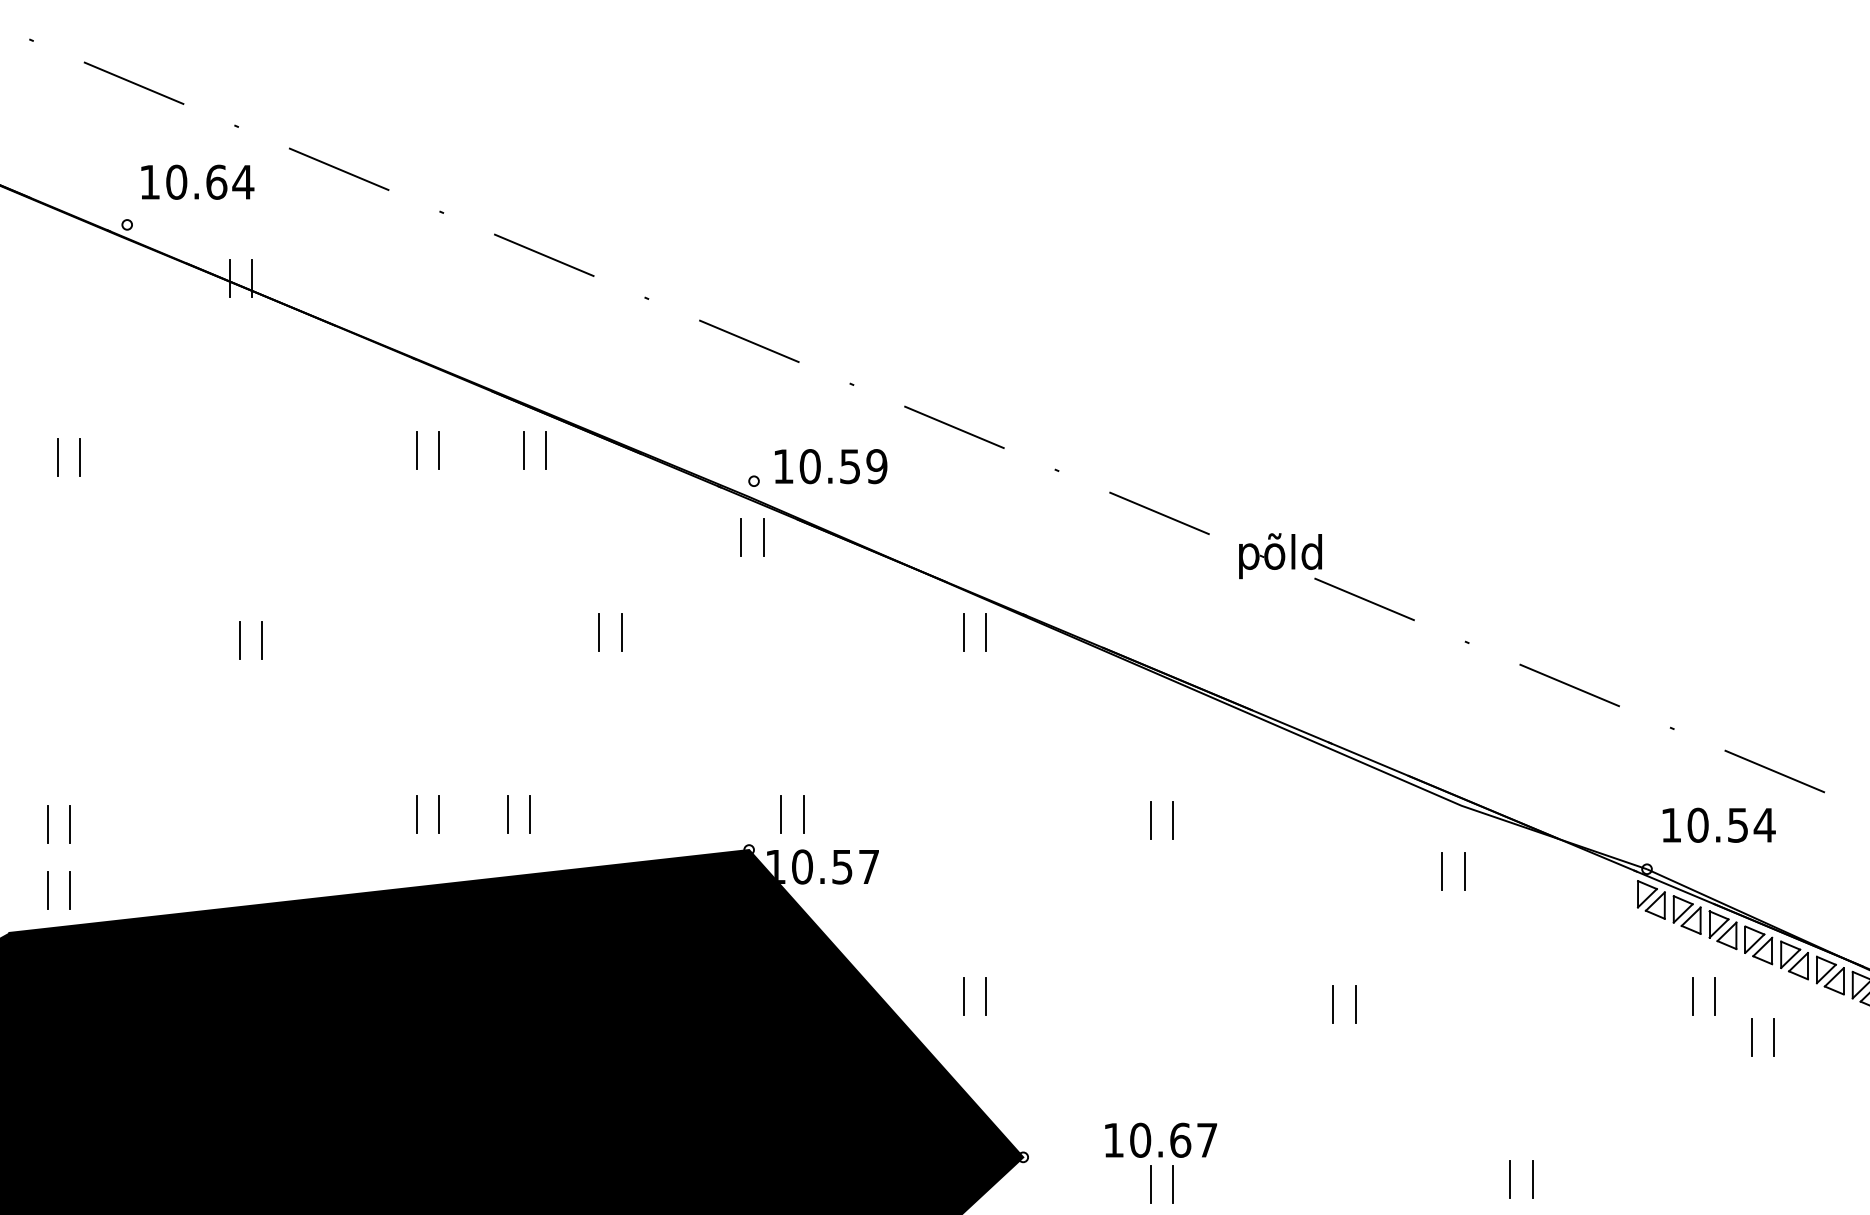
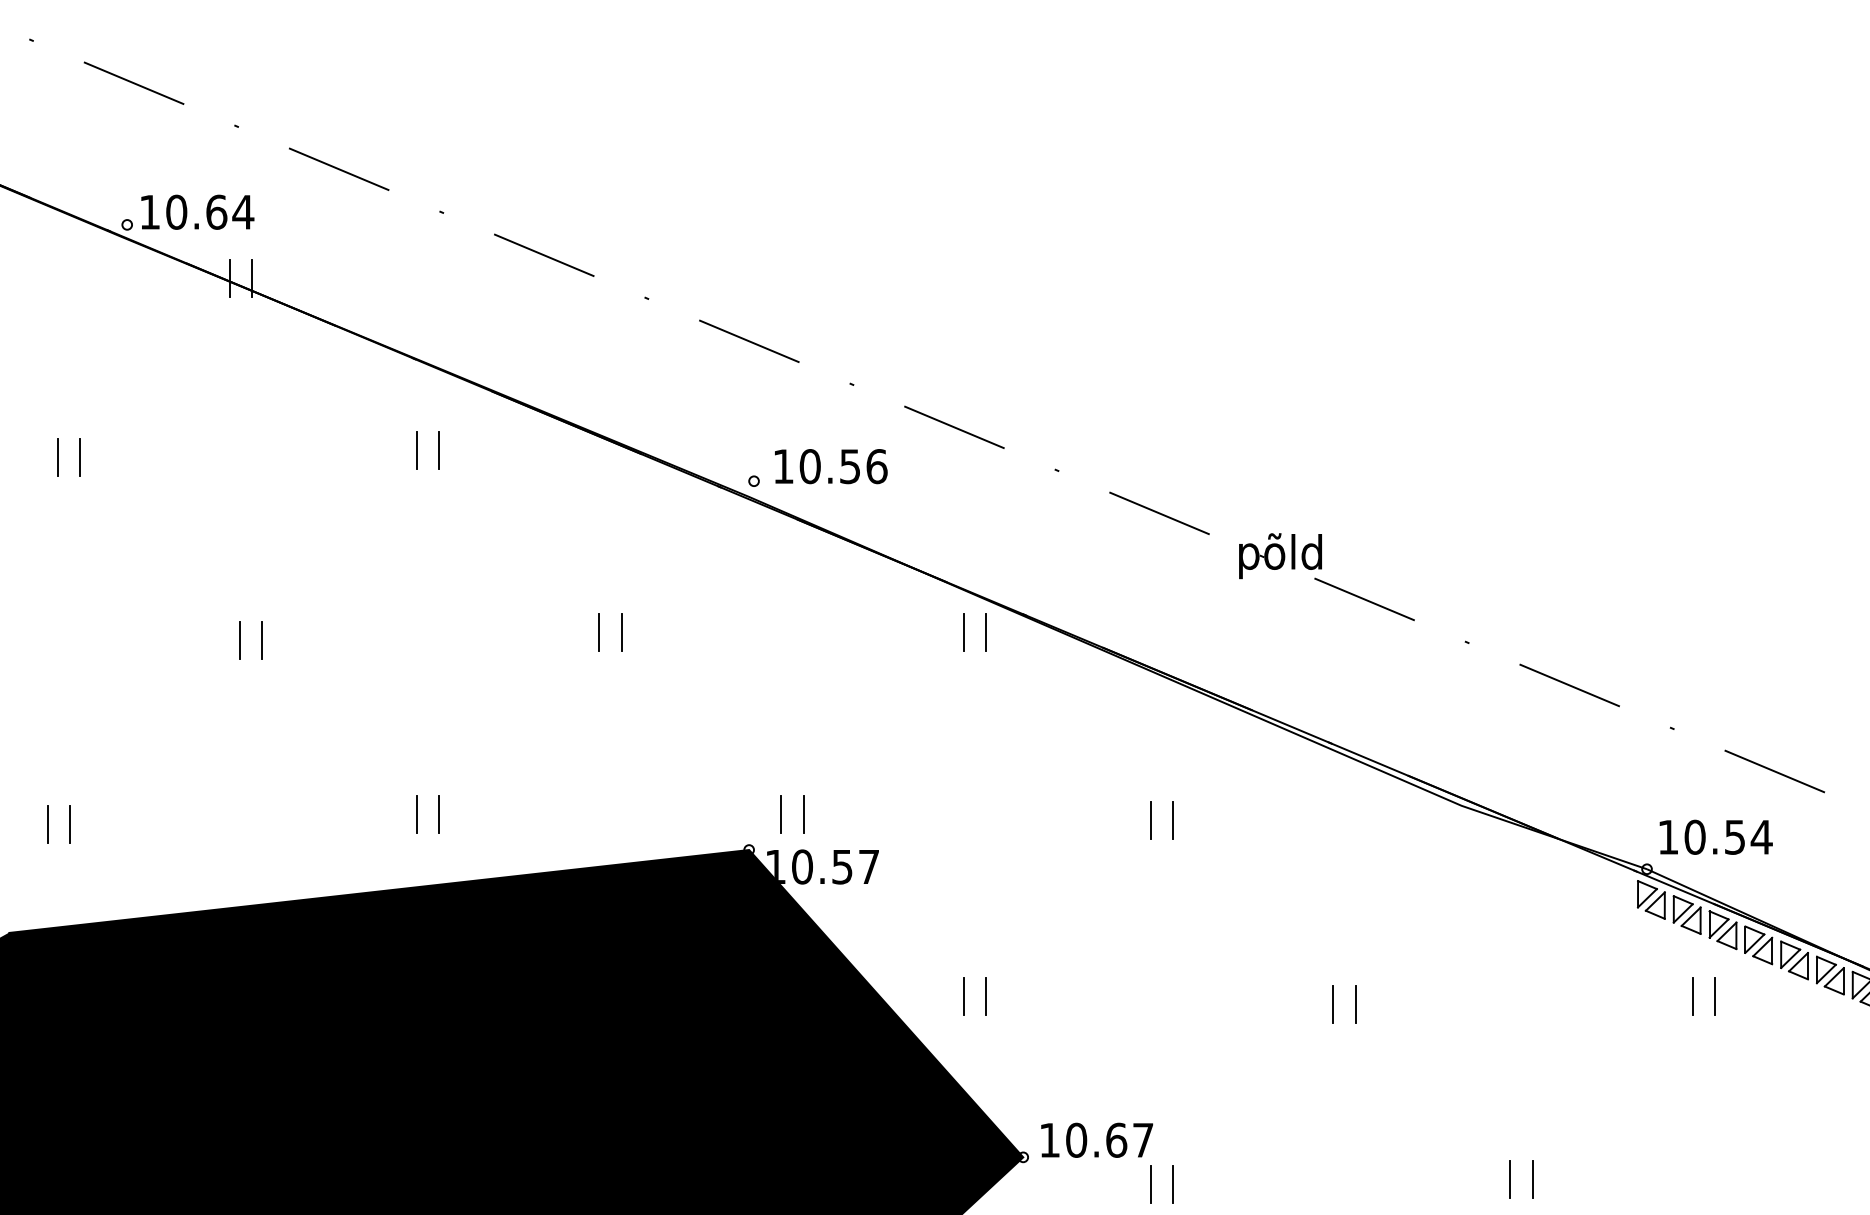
text position: (197, 181) -> (197, 211) (197, 211)
part: present -> none (524, 450)
text: 10.59 -> 10.56 (876, 466)
part: present -> none (741, 537)
part: present -> none (508, 814)
text position: (1718, 824) -> (1715, 836) (1715, 836)
part: present -> none (1442, 871)
part: present -> none (48, 890)
part: present -> none (1752, 1037)
text position: (1161, 1139) -> (1097, 1139) (1097, 1139)
